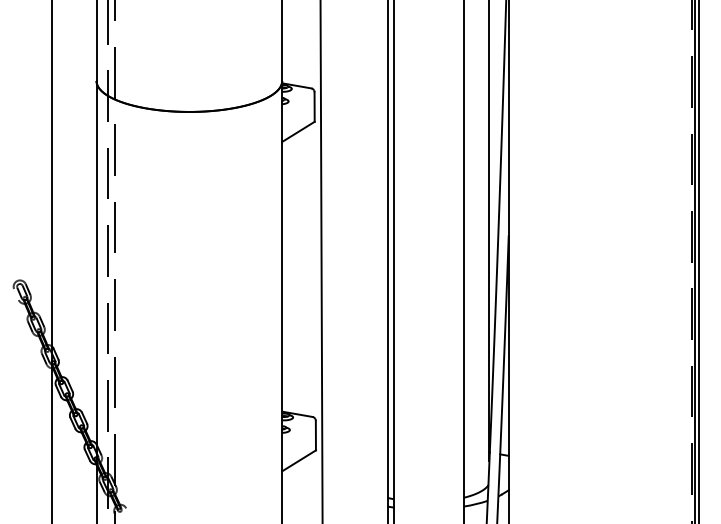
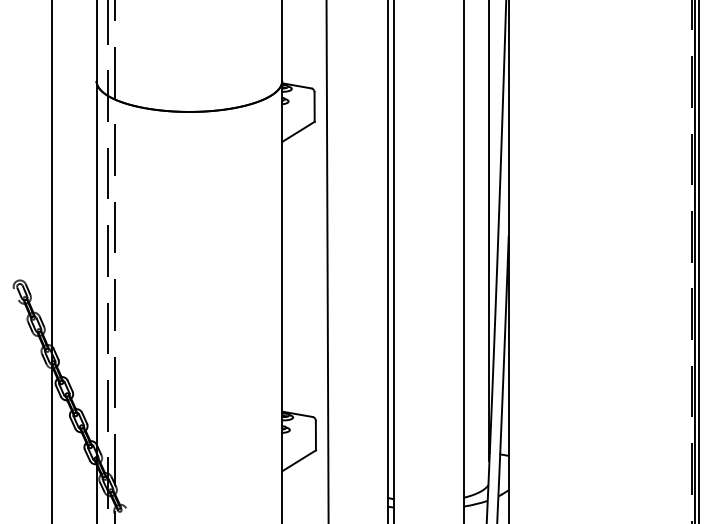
line position: (321, 261) -> (327, 261) (327, 261)
